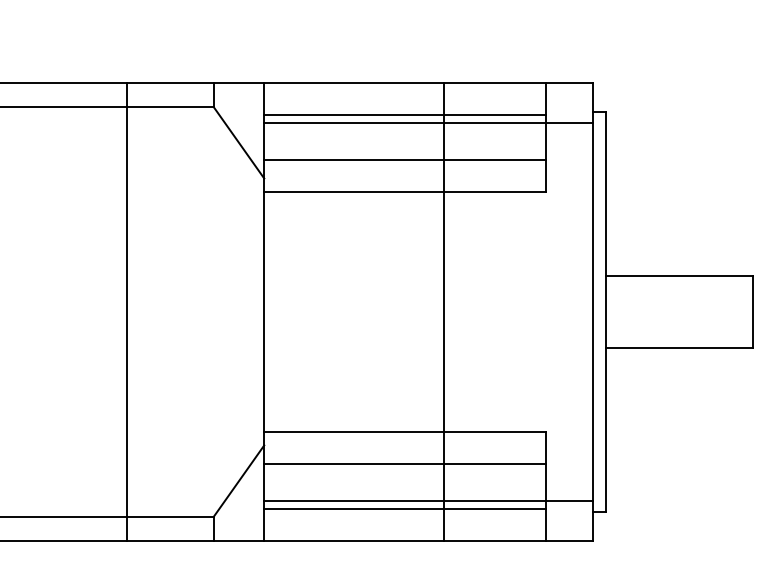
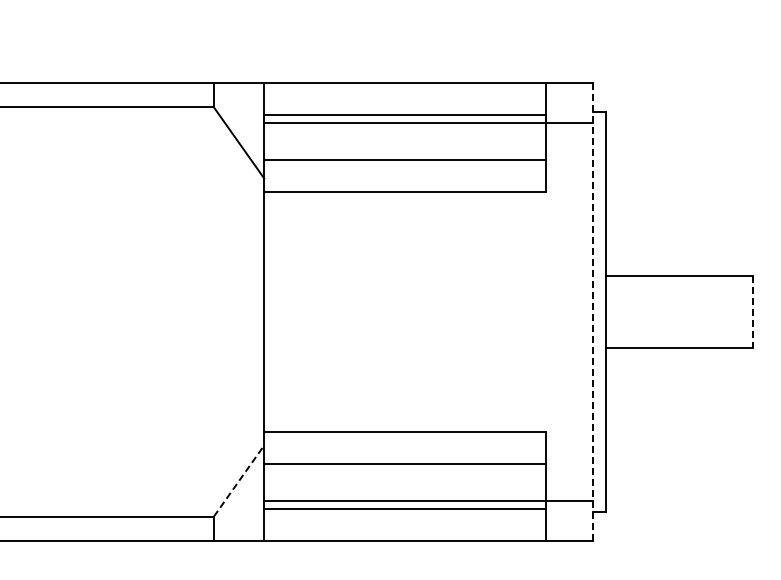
line: present -> none (126, 311)
line: present -> none (444, 311)
line: solid -> dashed (592, 311)
line: solid -> dashed (752, 311)
line: solid -> dashed (239, 481)
